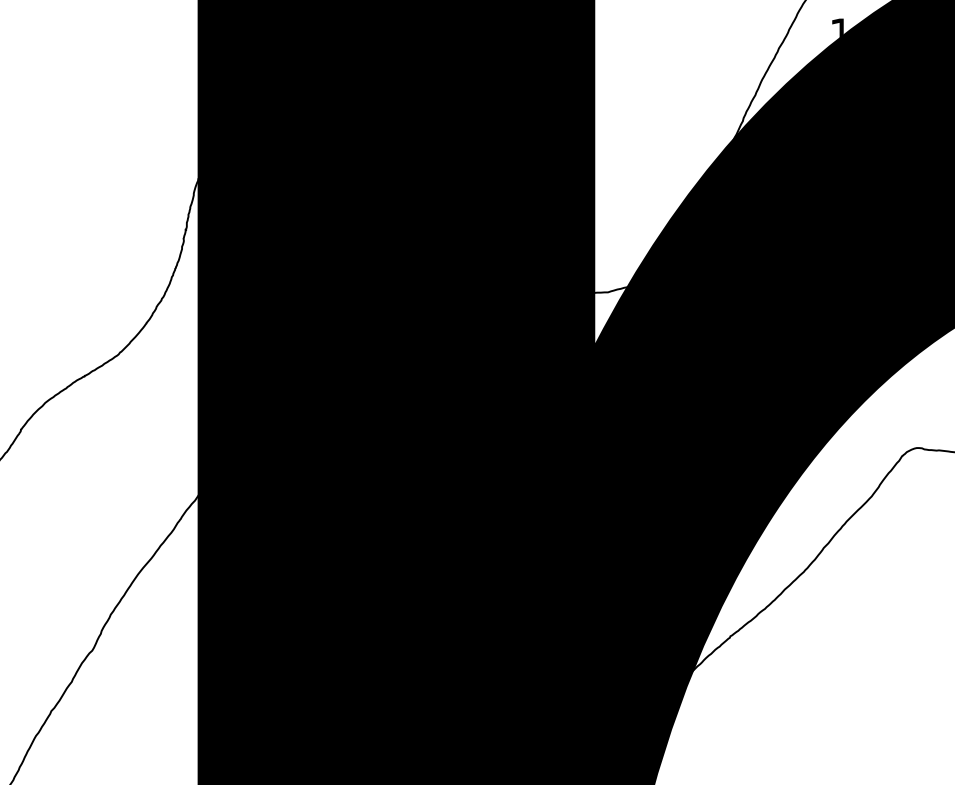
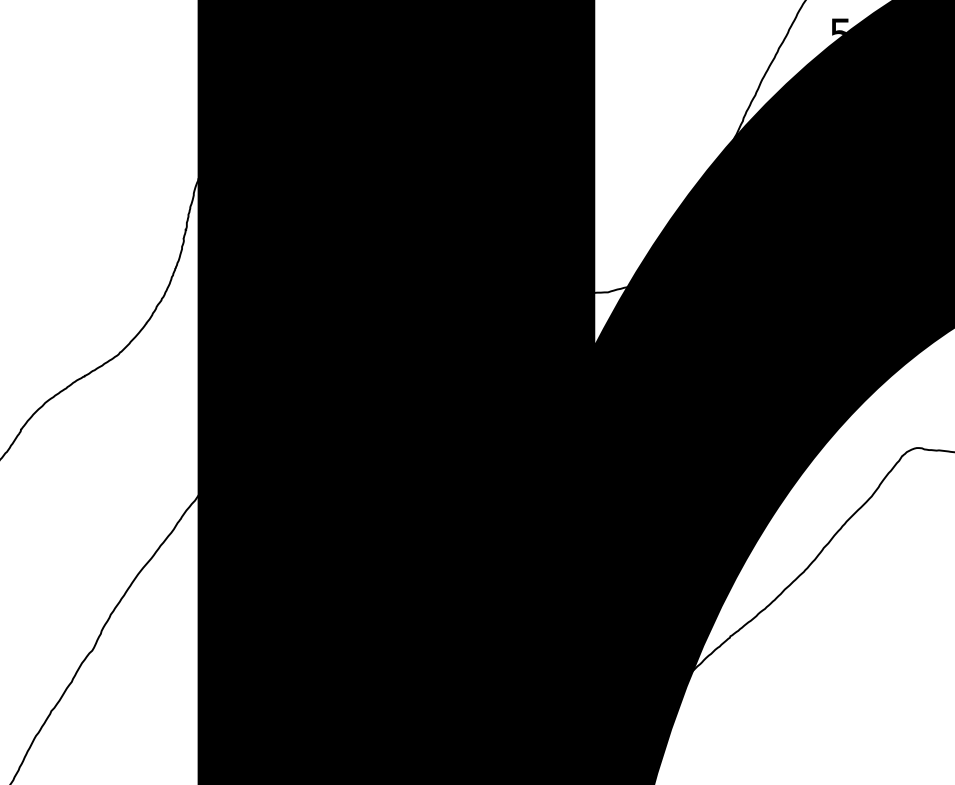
text: 1,9 -> 5,9 (840, 27)
